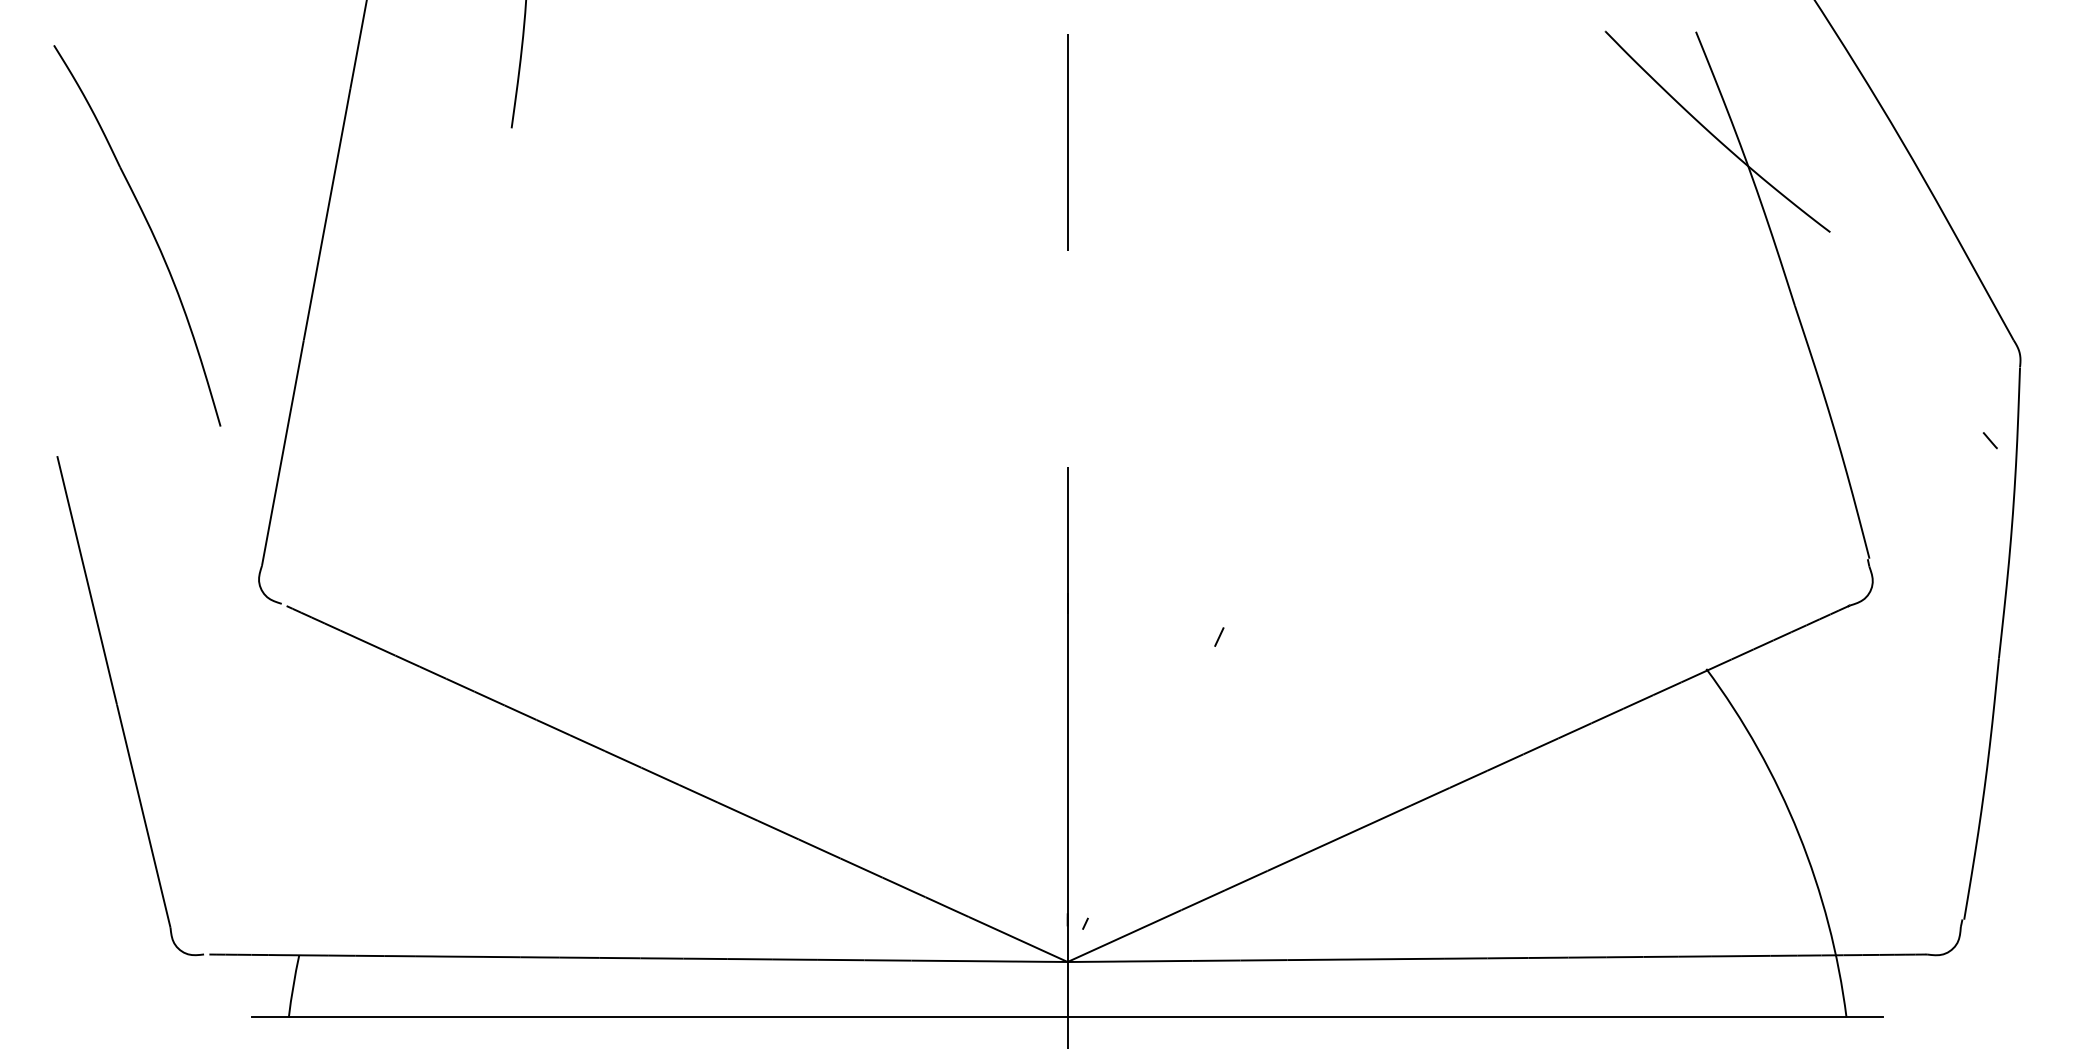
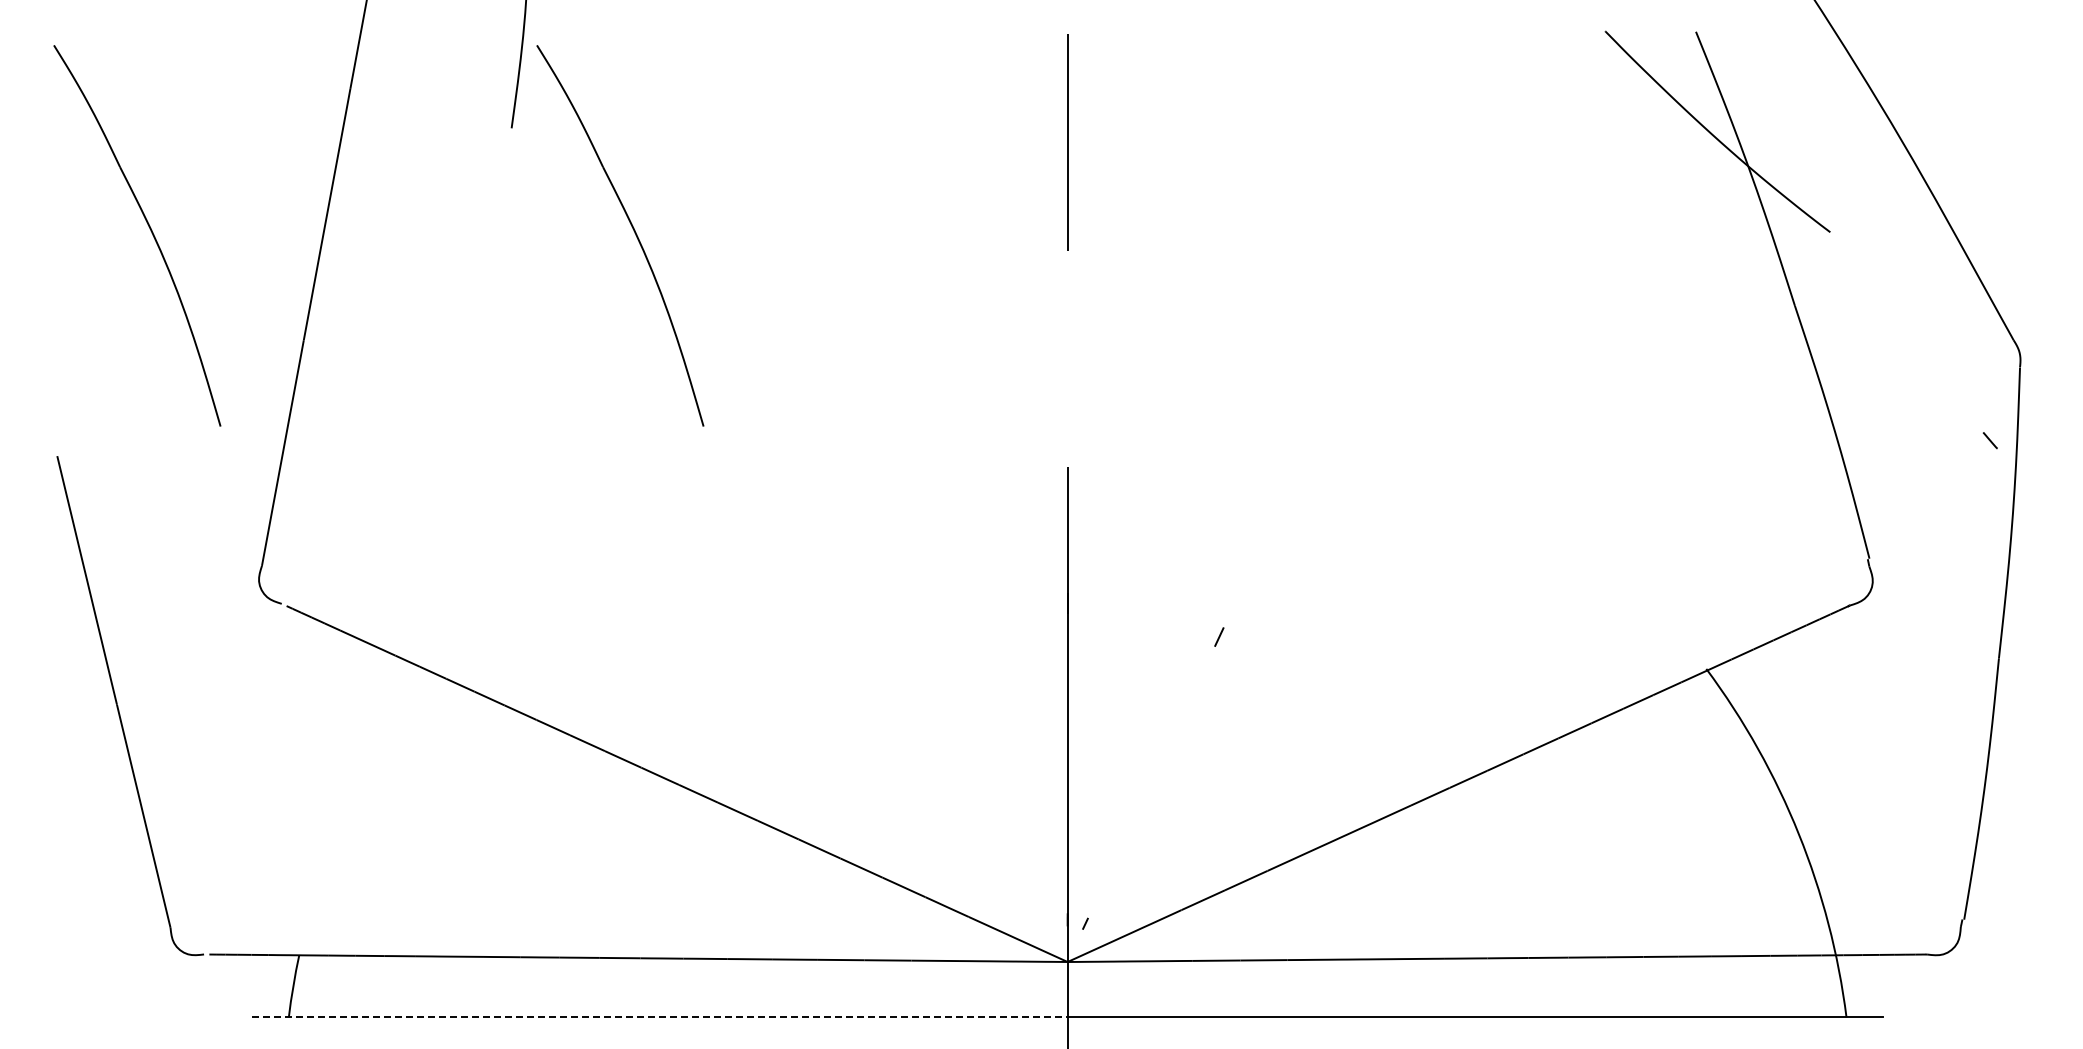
part: none -> present (632, 229)
line: solid -> dashed (660, 1017)
